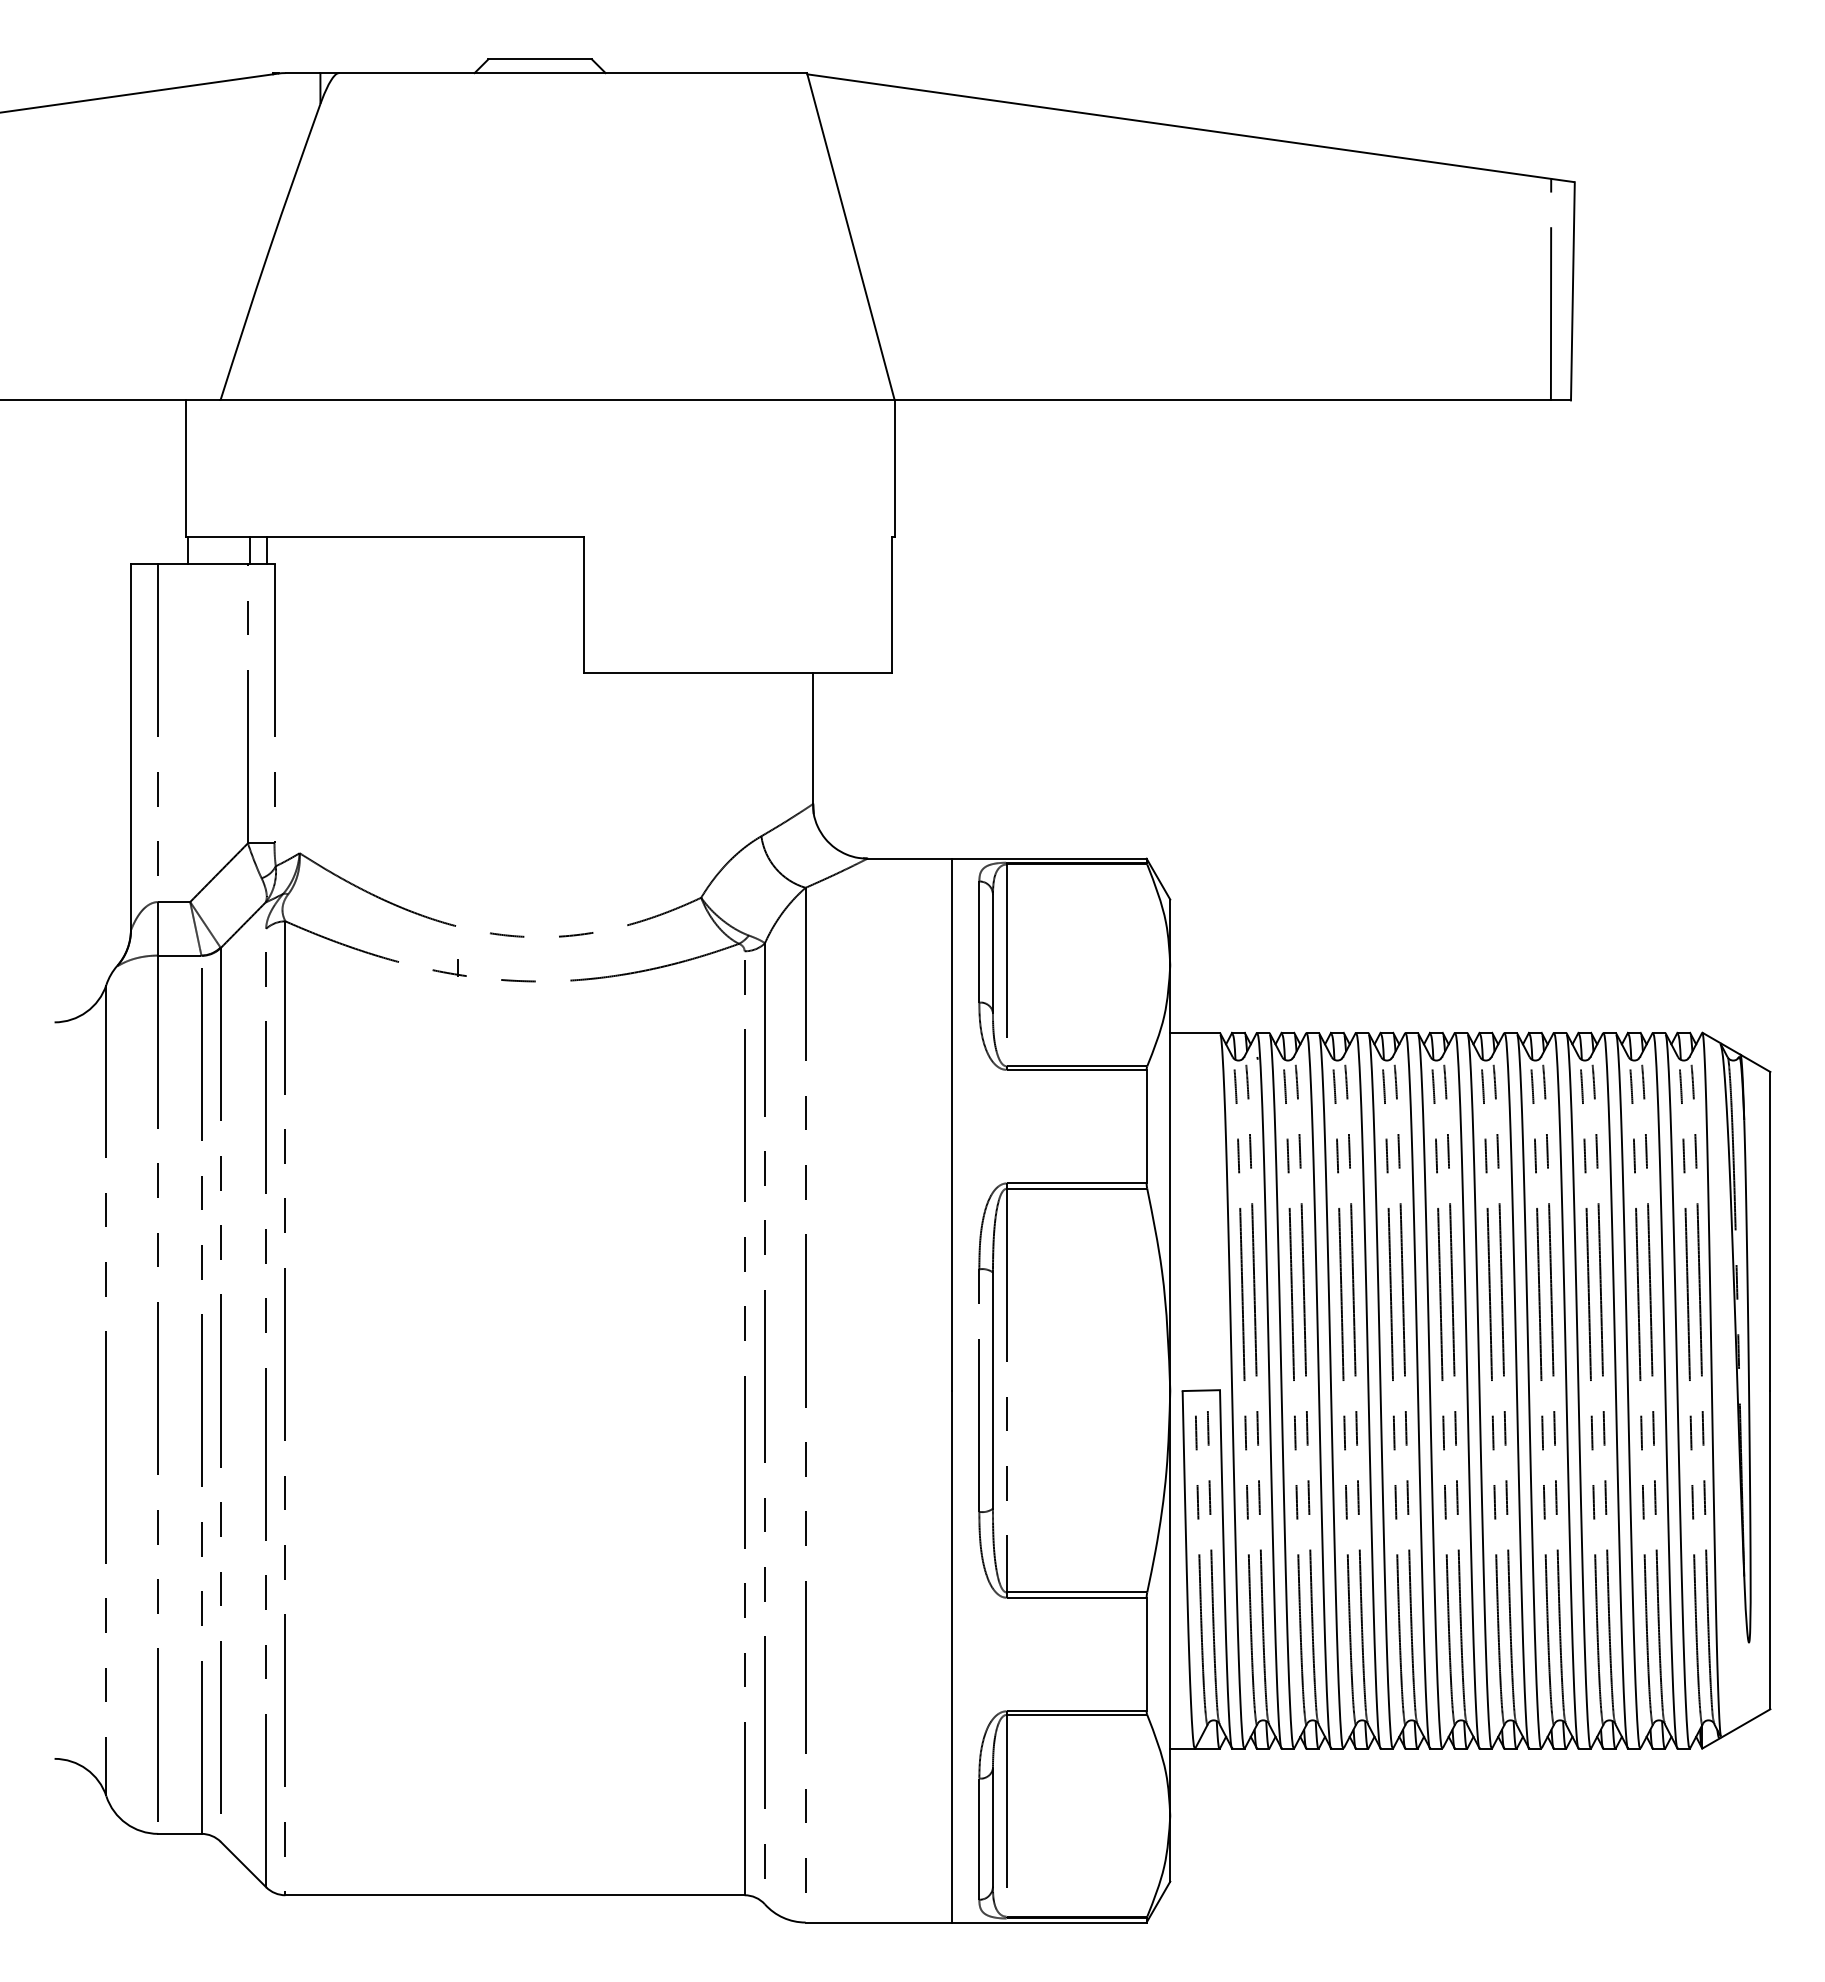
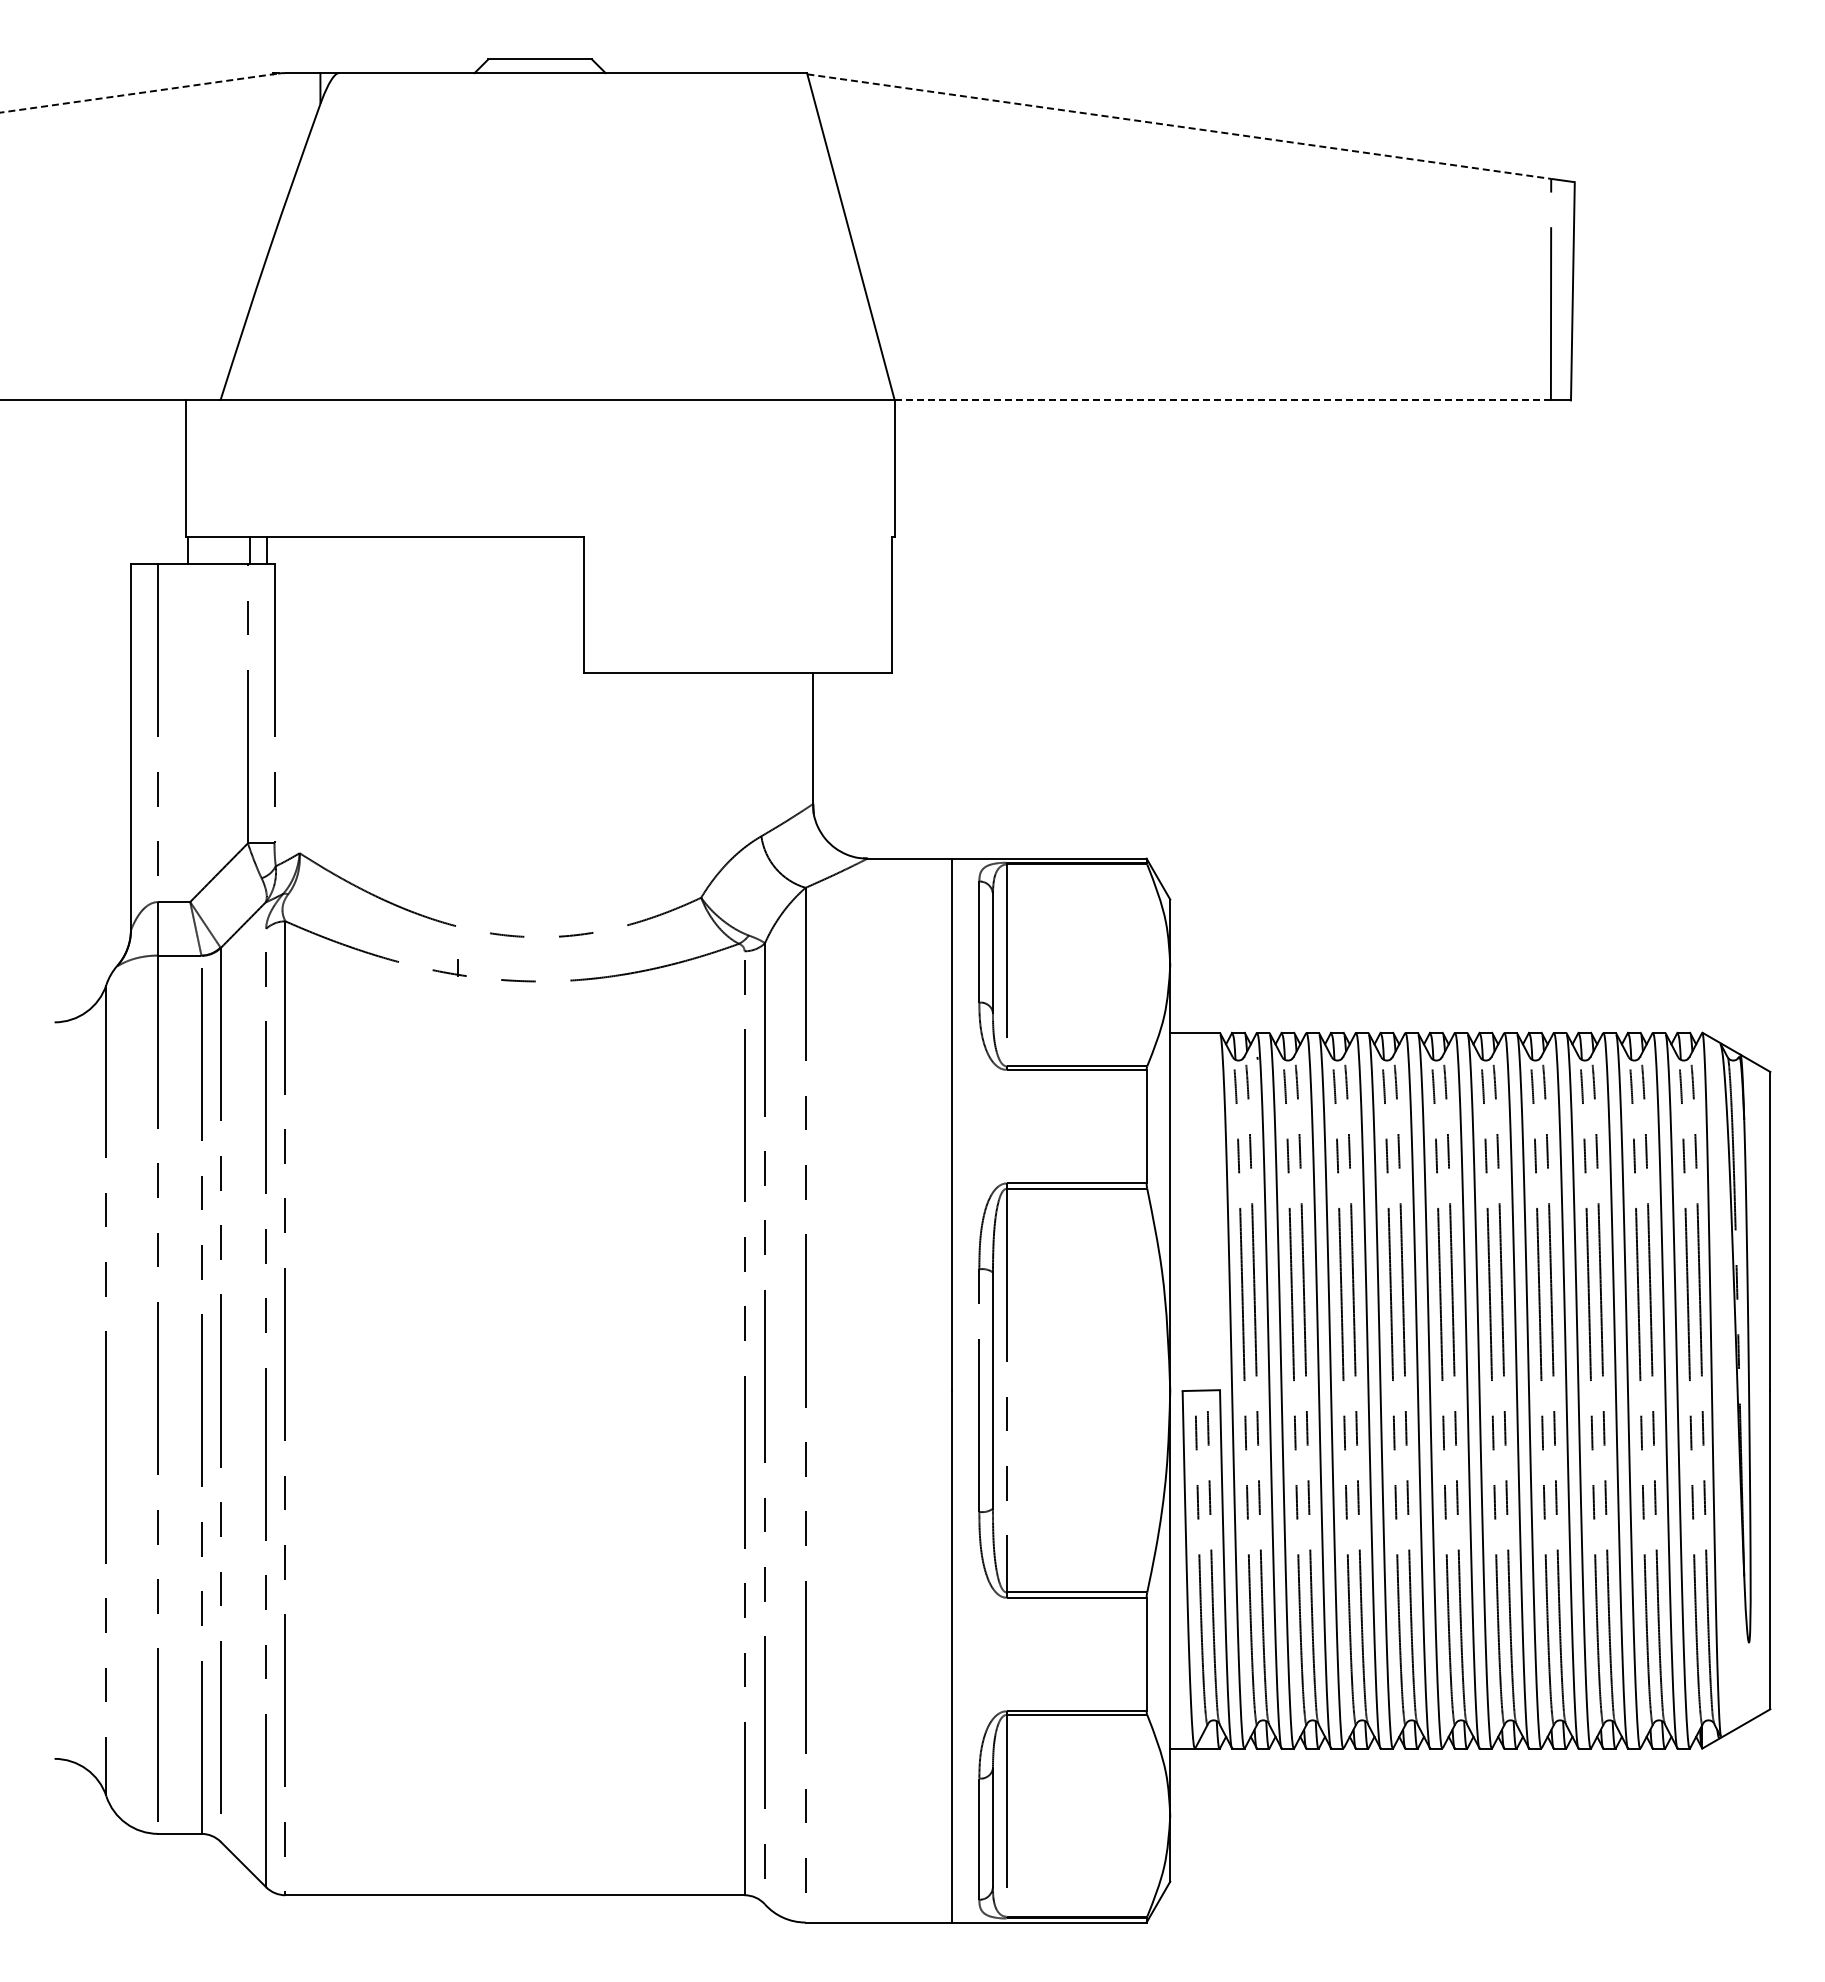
line: solid -> dashed (139, 93)
line: solid -> dashed (1179, 126)
line: solid -> dashed (1223, 400)
